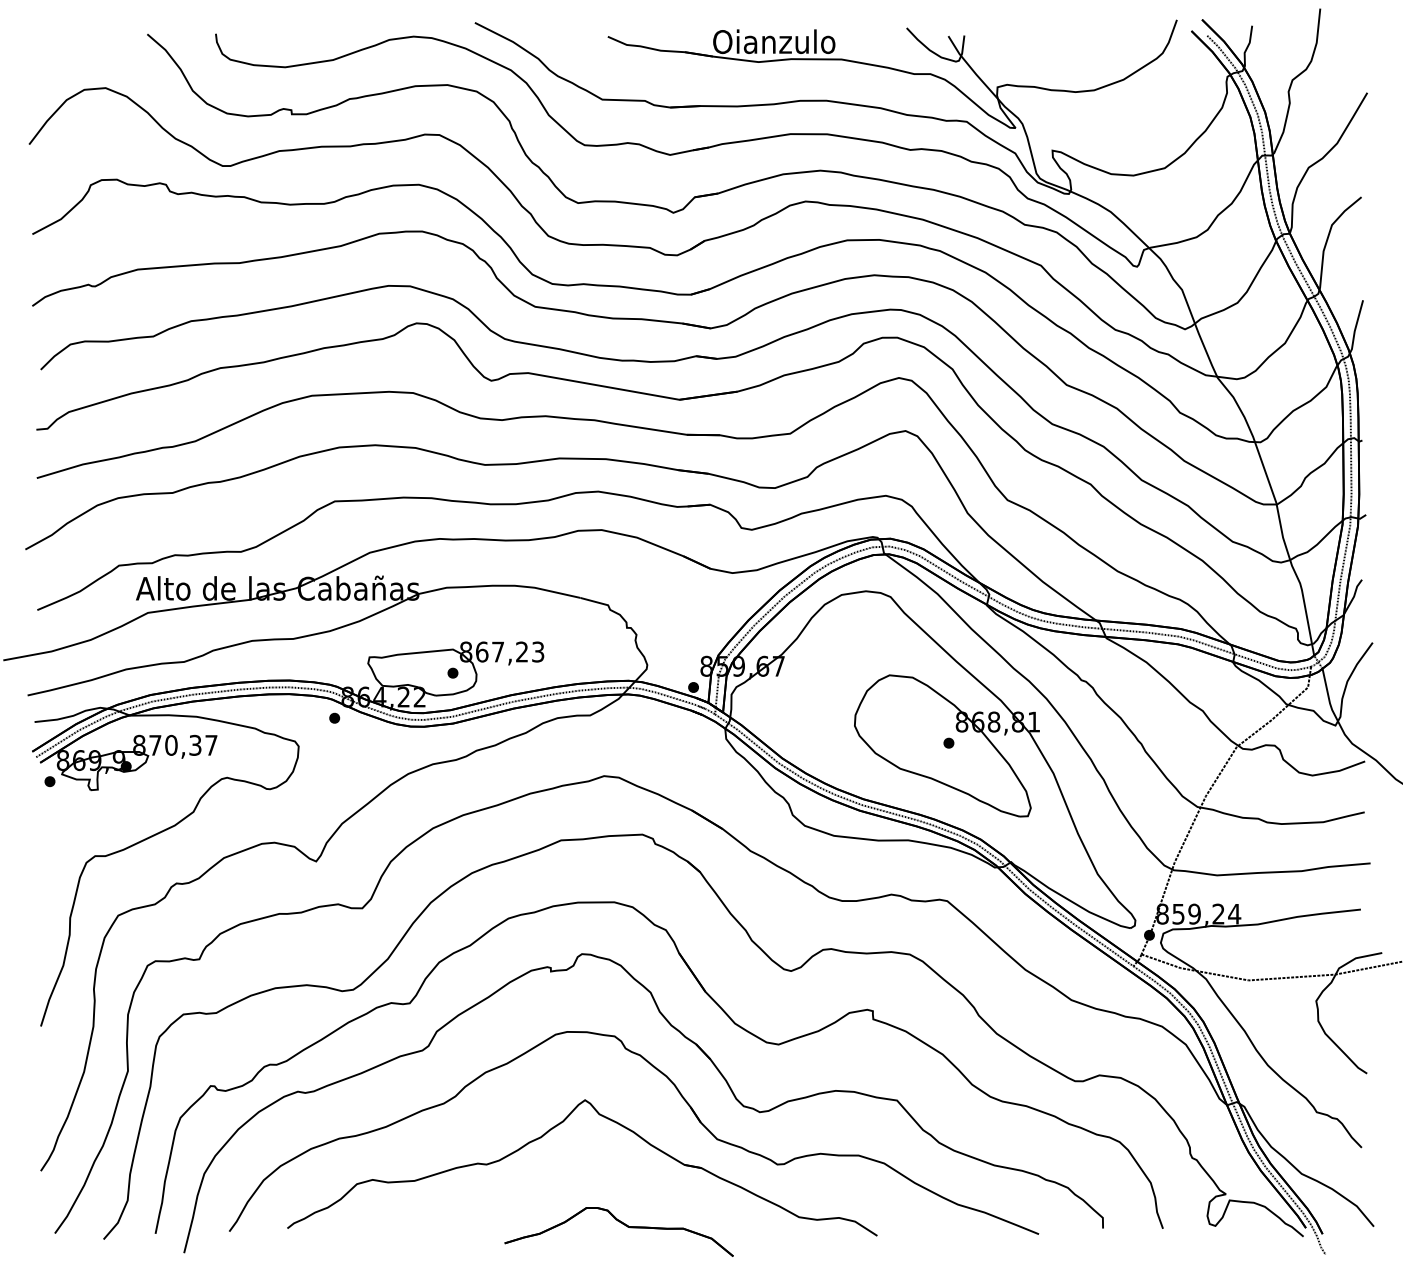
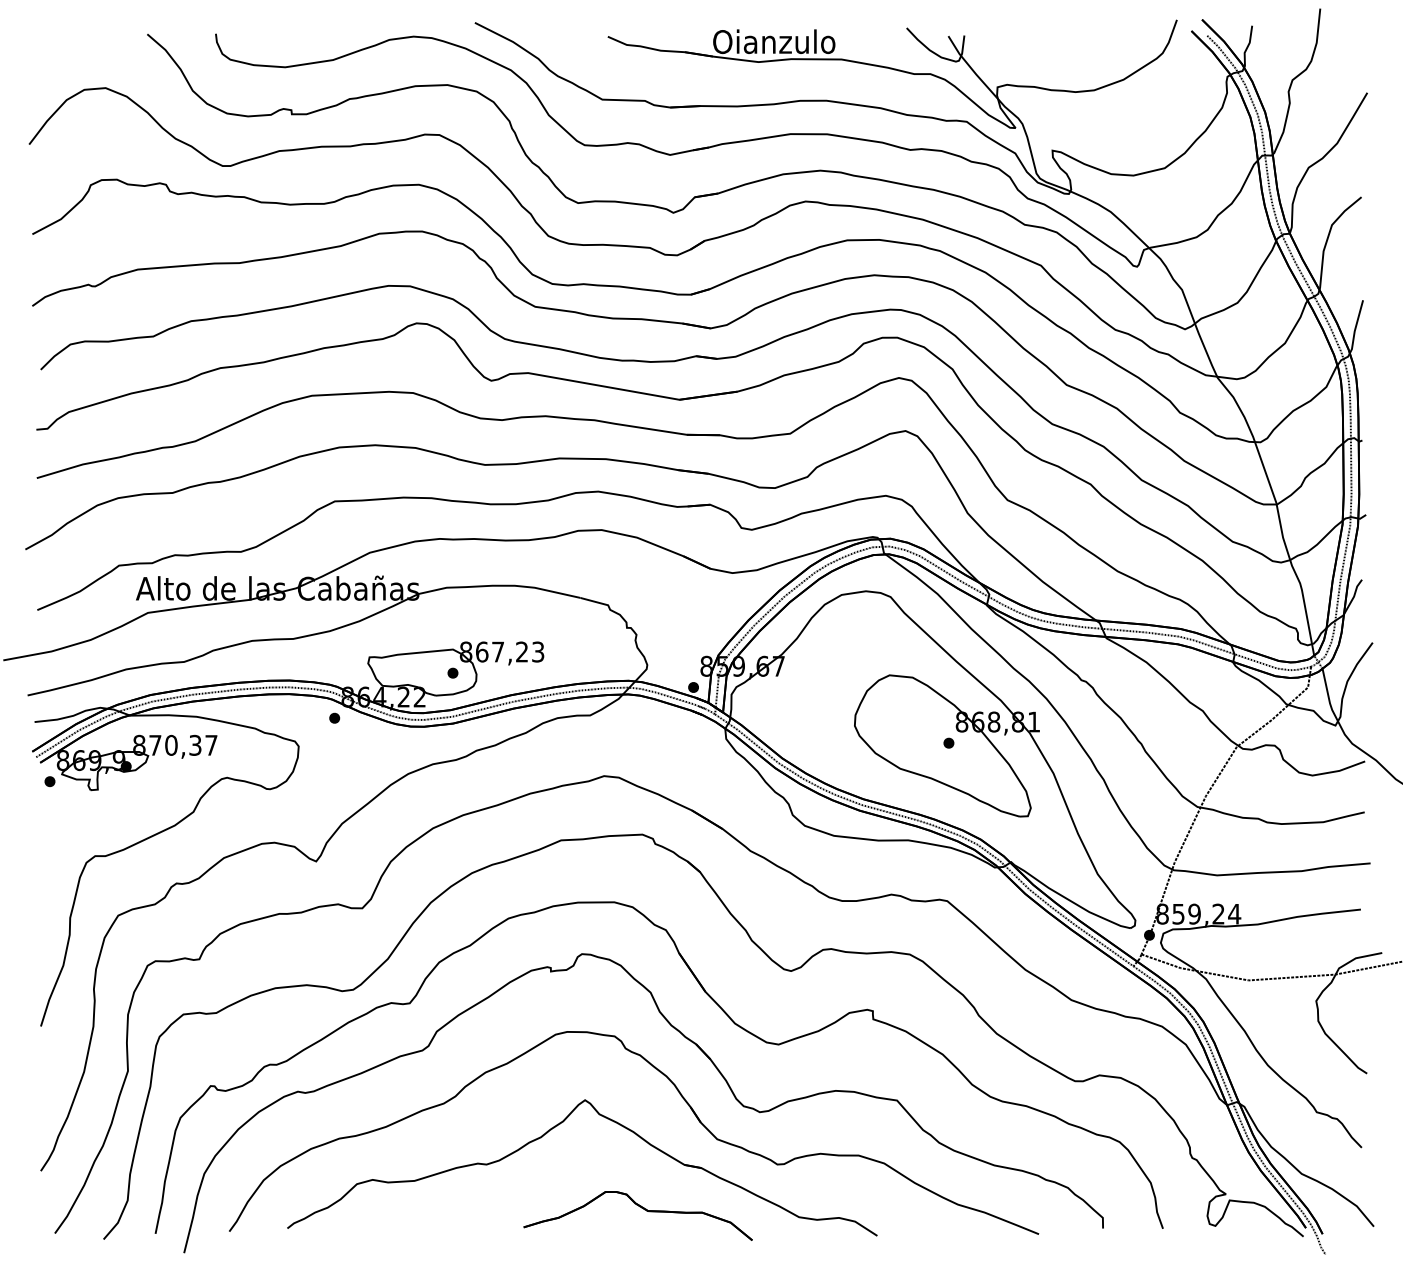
part position: (622, 1224) -> (641, 1208) (641, 1208)
